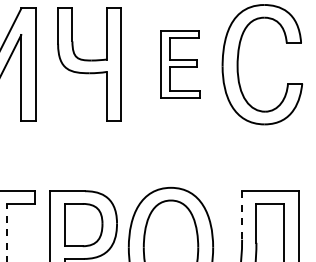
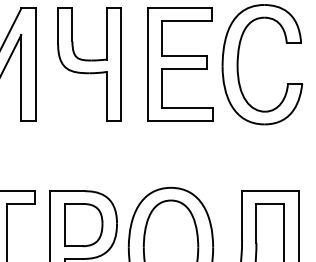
part size: 41x69 px -> 67x115 px (180, 64)
line: dashed -> solid (242, 215)
line: dashed -> solid (7, 232)
